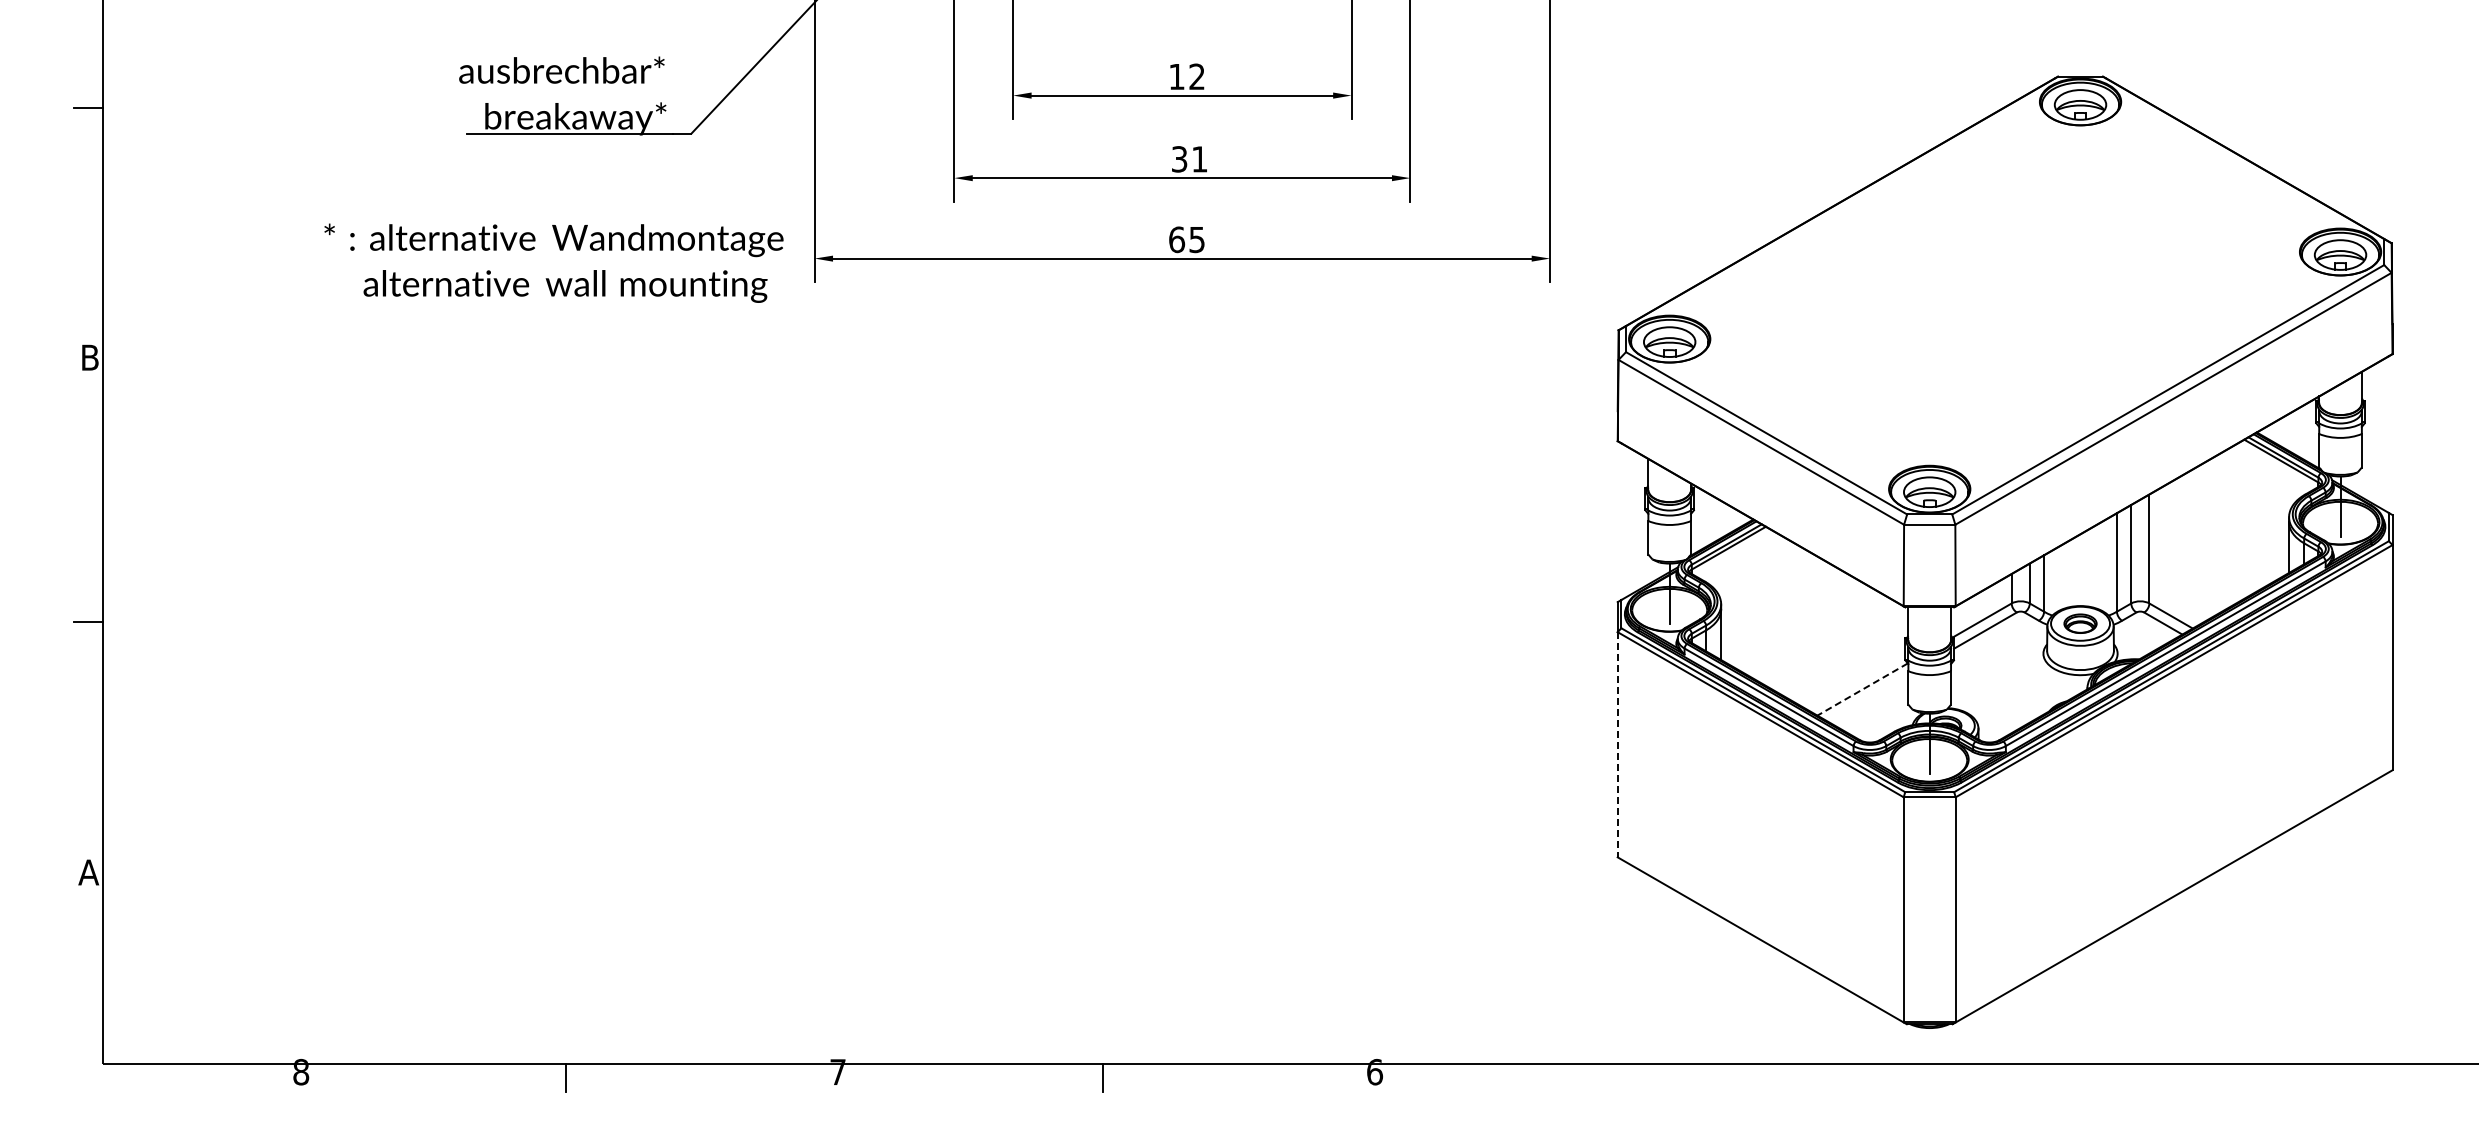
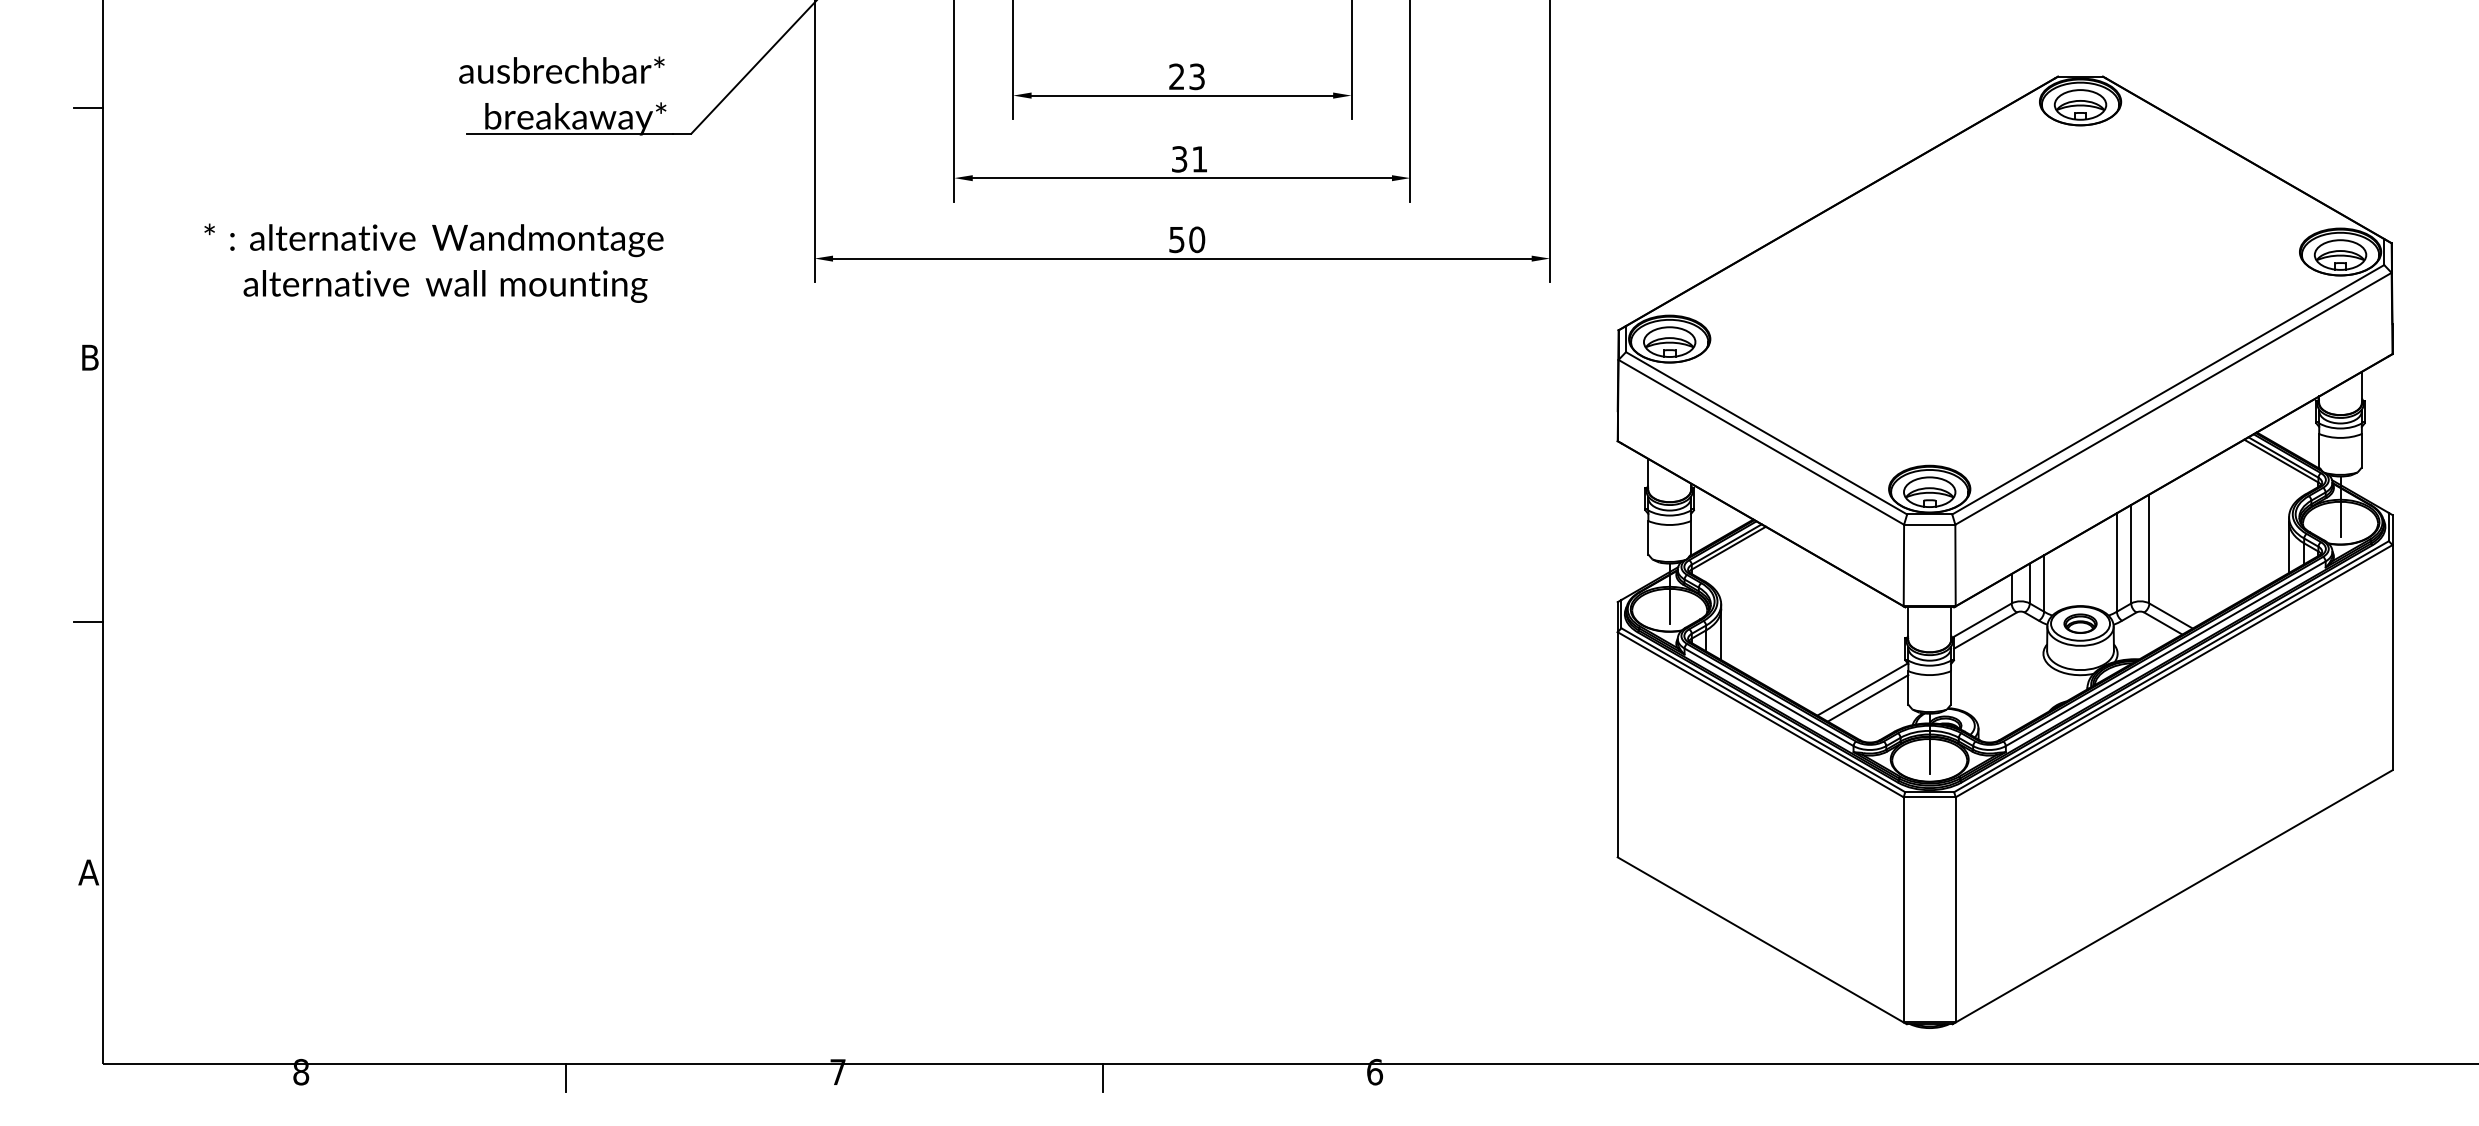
text: 12 -> 23 (1186, 76)
text: 65 -> 50 (1187, 239)
text position: (553, 262) -> (433, 262) (433, 262)
line: dashed -> solid (1862, 689)
line: none -> present (1867, 698)
line: dashed -> solid (1617, 744)
